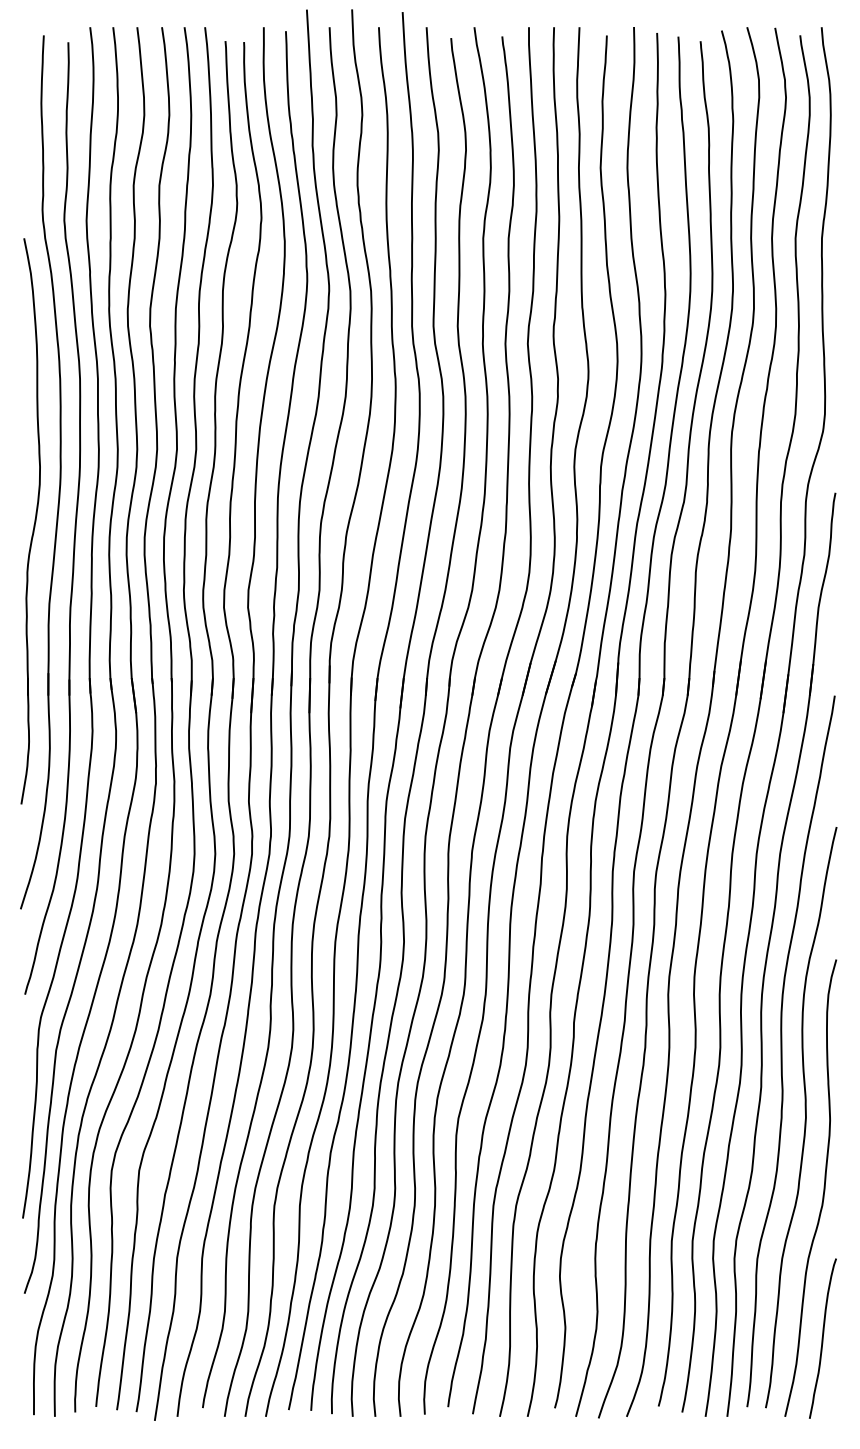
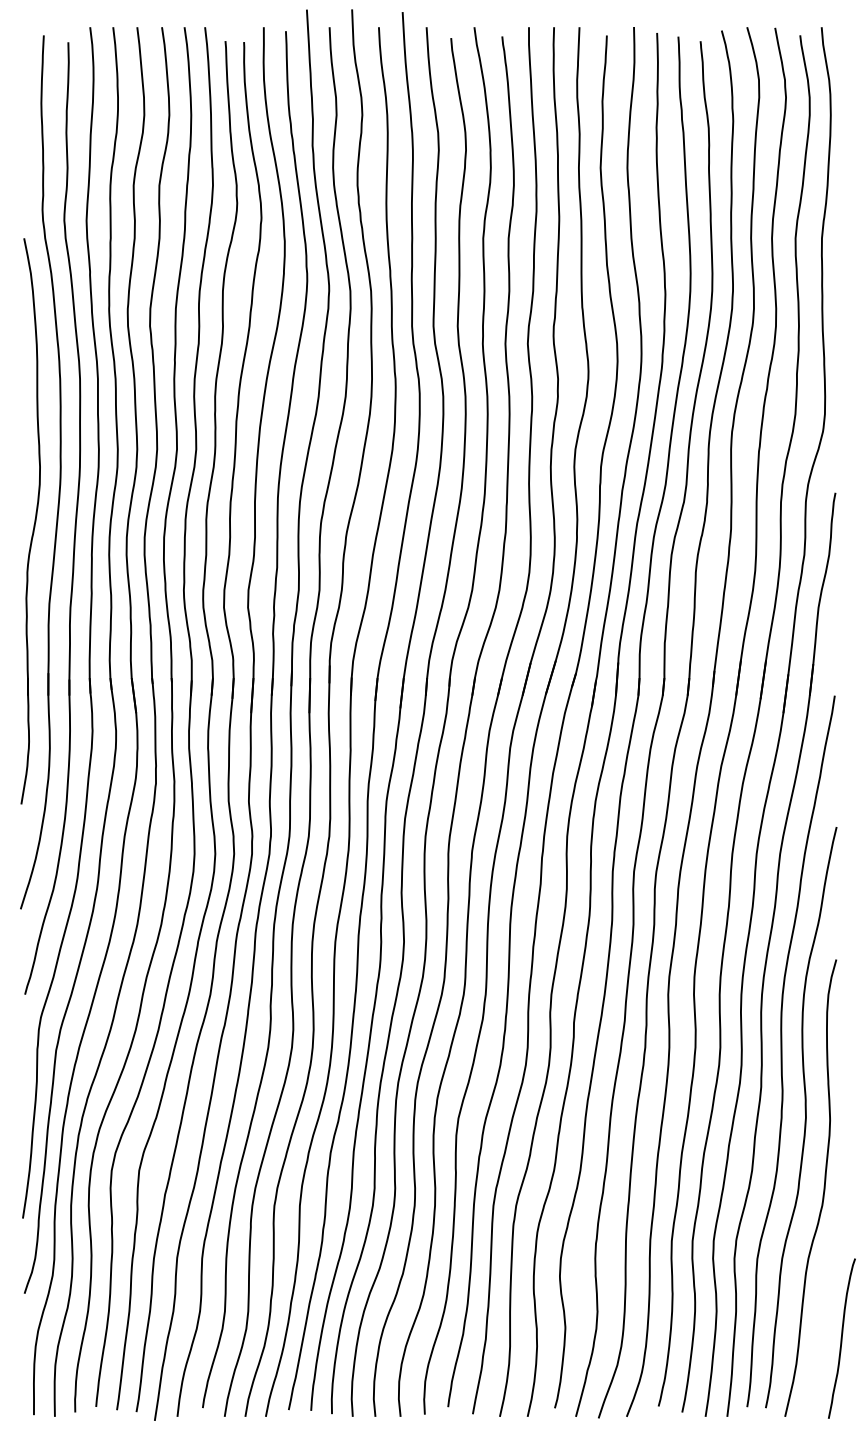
curve position: (822, 1338) -> (841, 1338) (841, 1338)
